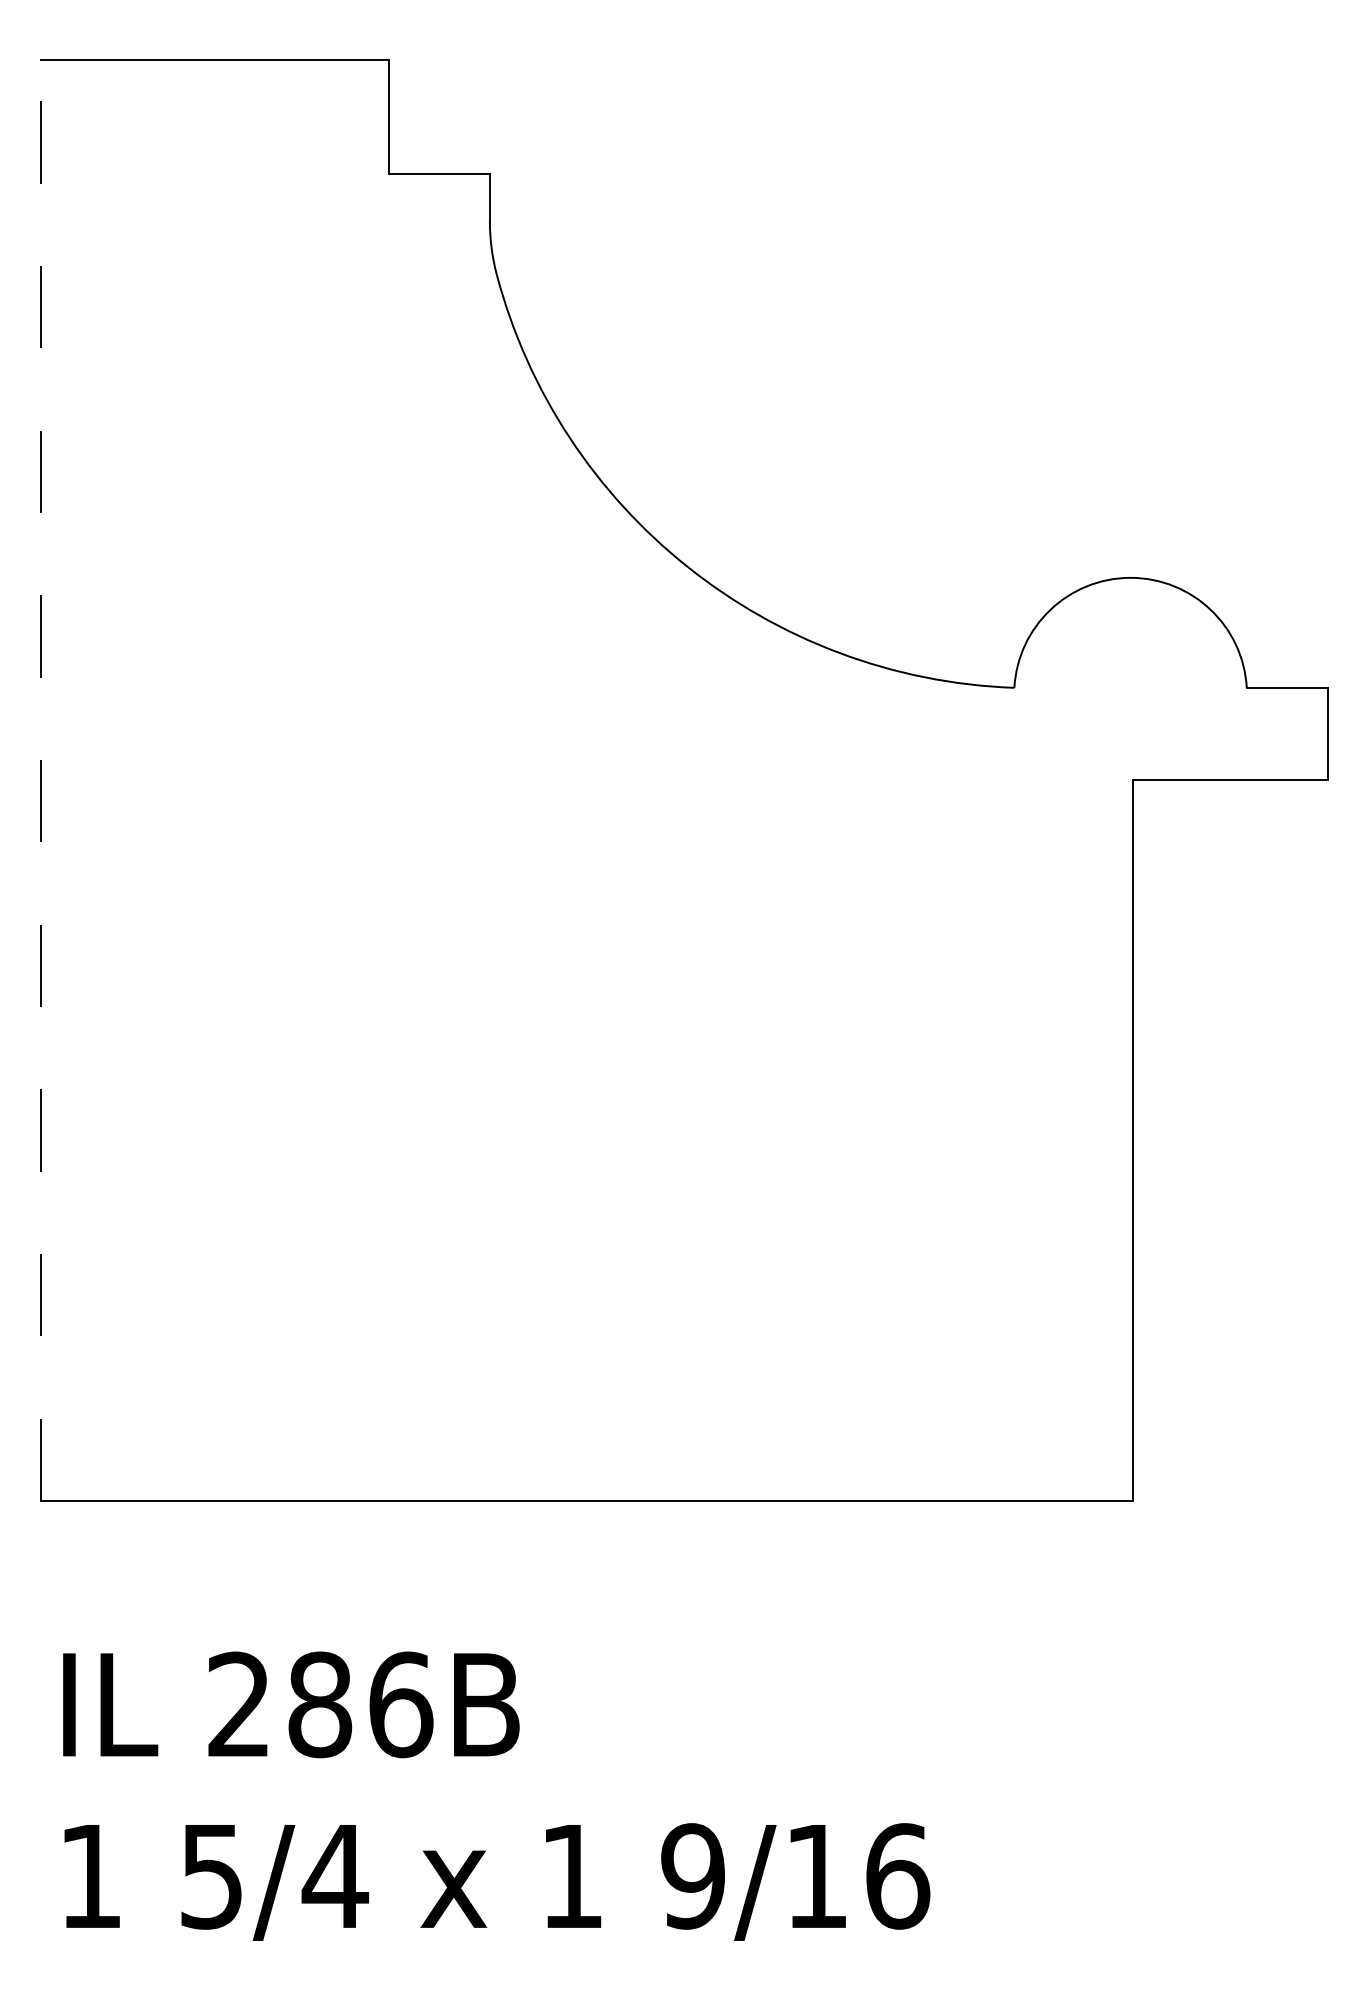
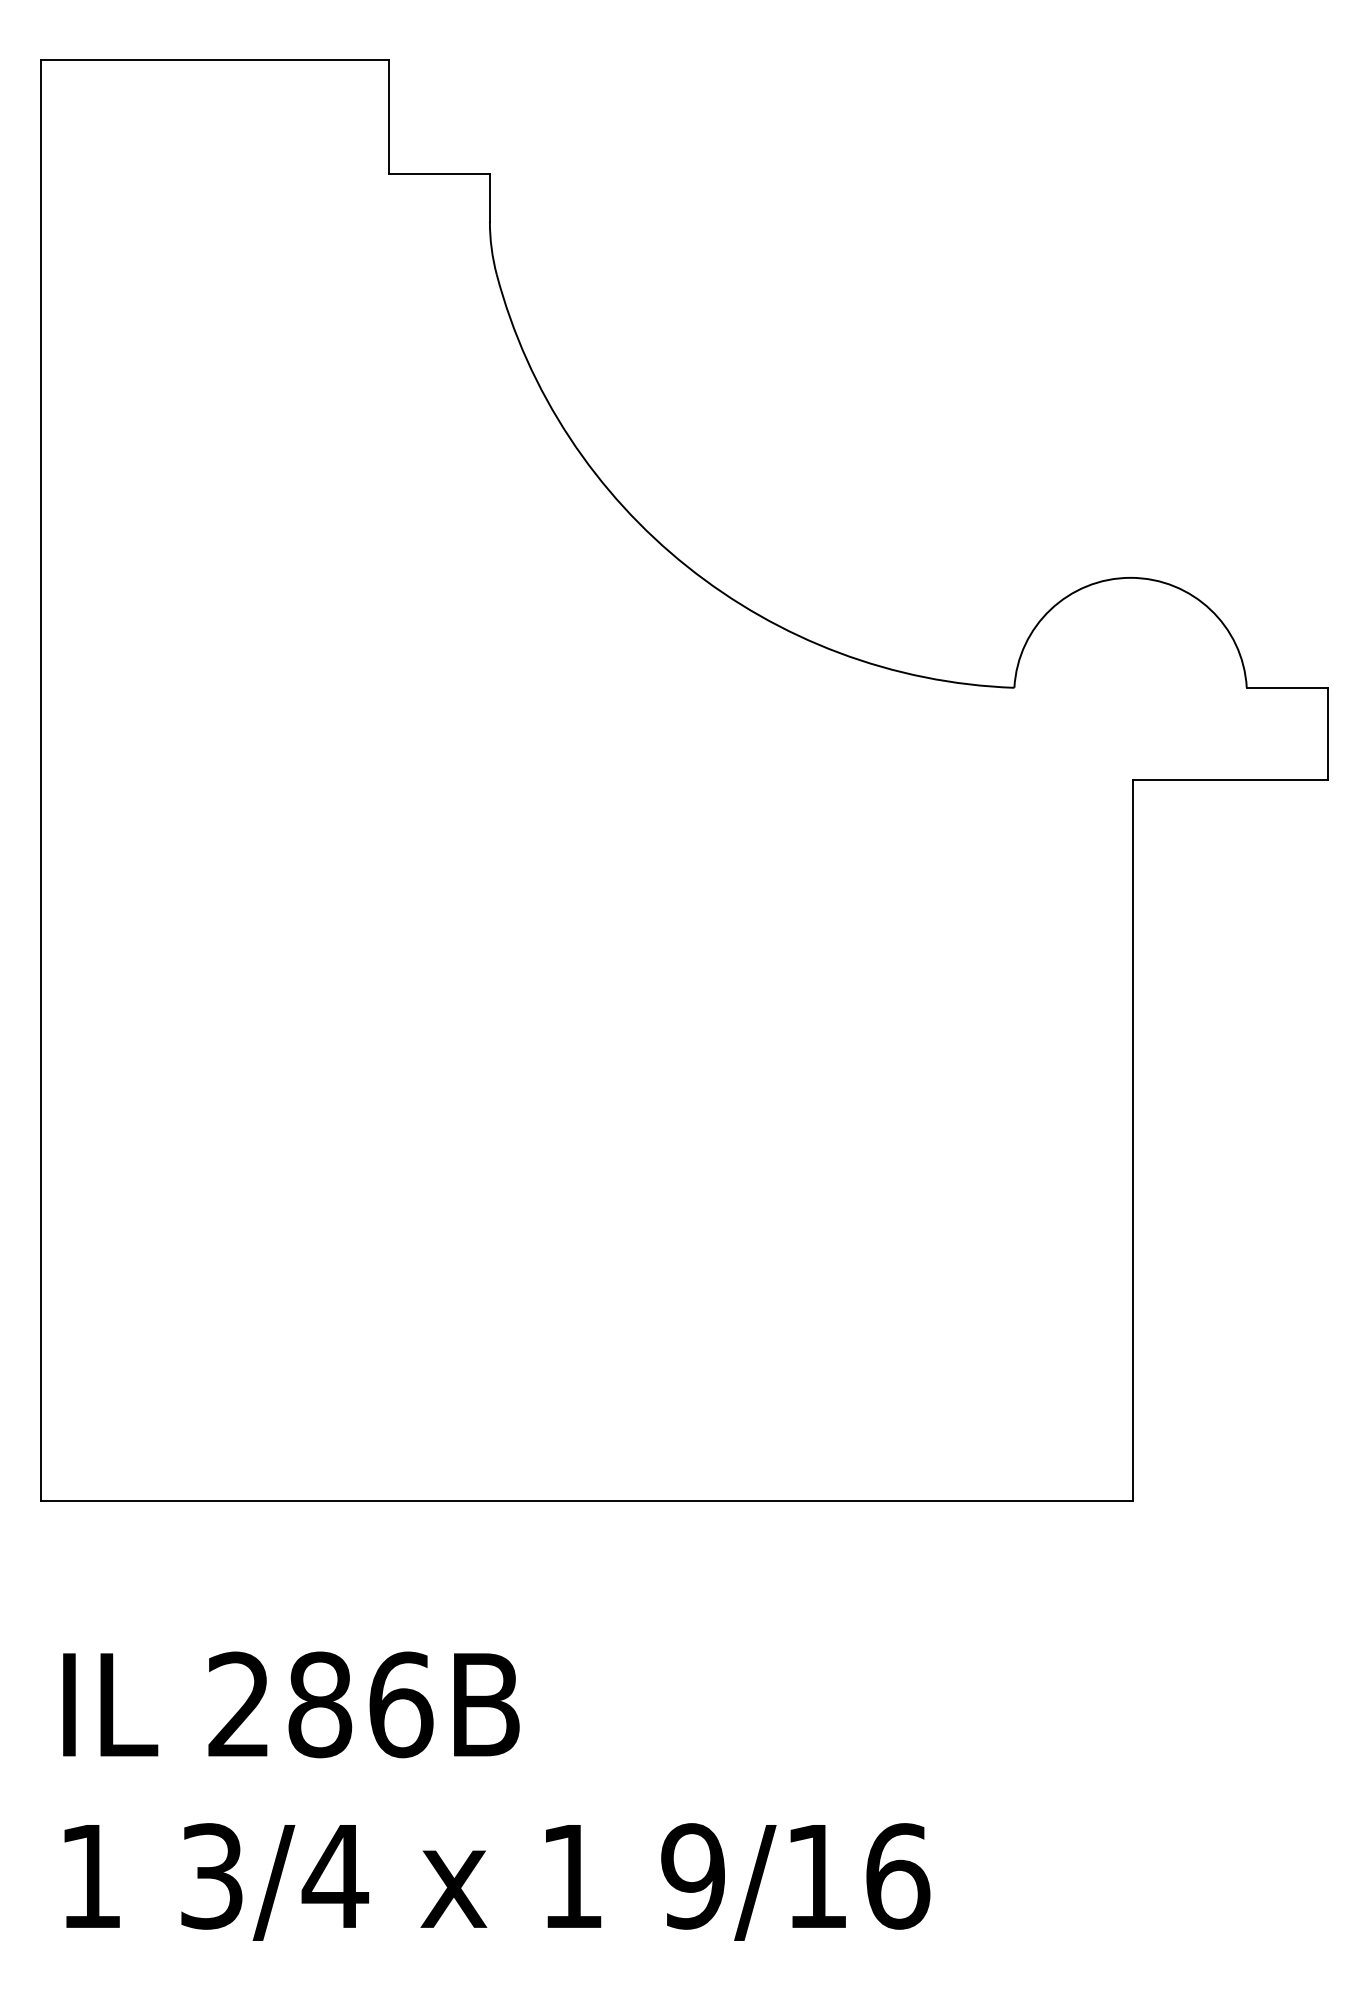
line: dashed -> solid (41, 779)
text: 5/4 -> 3/4 (211, 1876)
